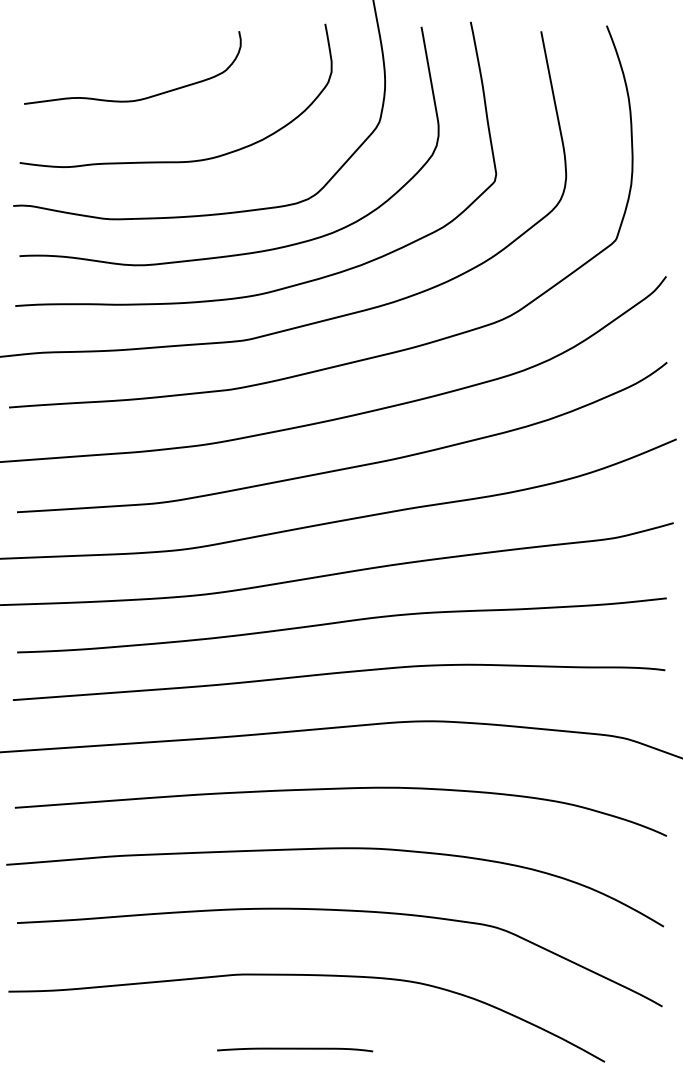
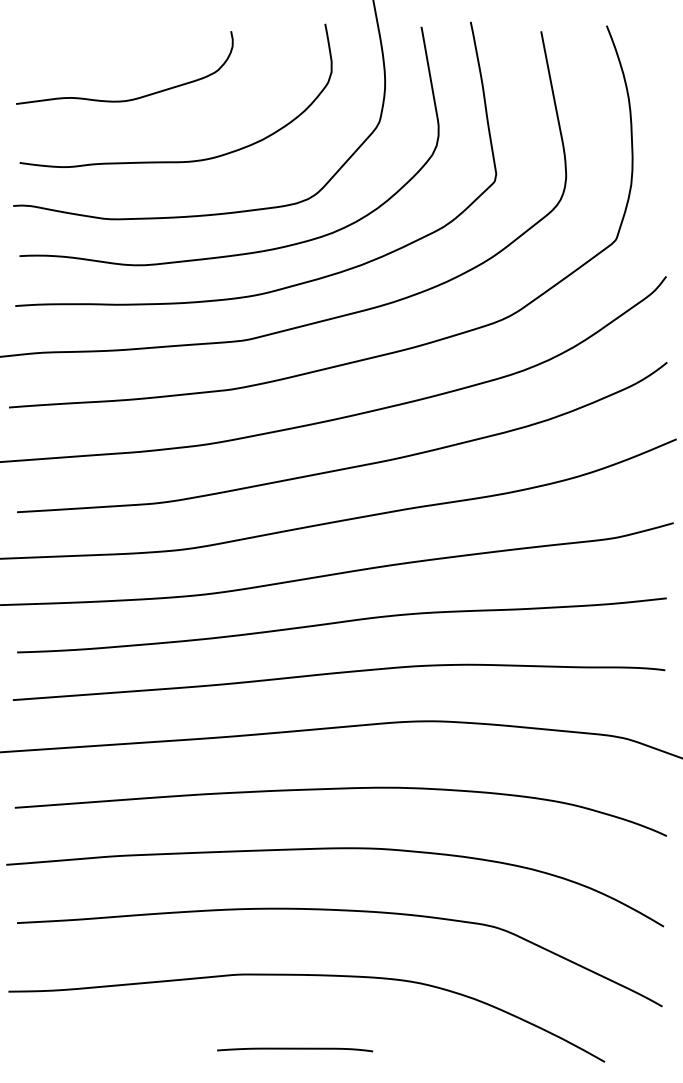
curve position: (140, 98) -> (132, 98) (132, 98)
